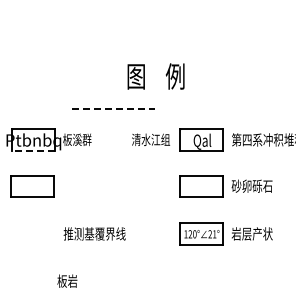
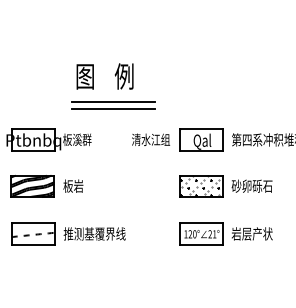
text position: (155, 76) -> (104, 76) (104, 76)
line: none -> present (113, 102)
line: dashed -> solid (113, 108)
line: dashed -> solid (33, 150)
hatch: none -> present (199, 185)
hatch: none -> present (32, 186)
part: none -> present (33, 233)
text position: (67, 280) -> (73, 185) (73, 185)
